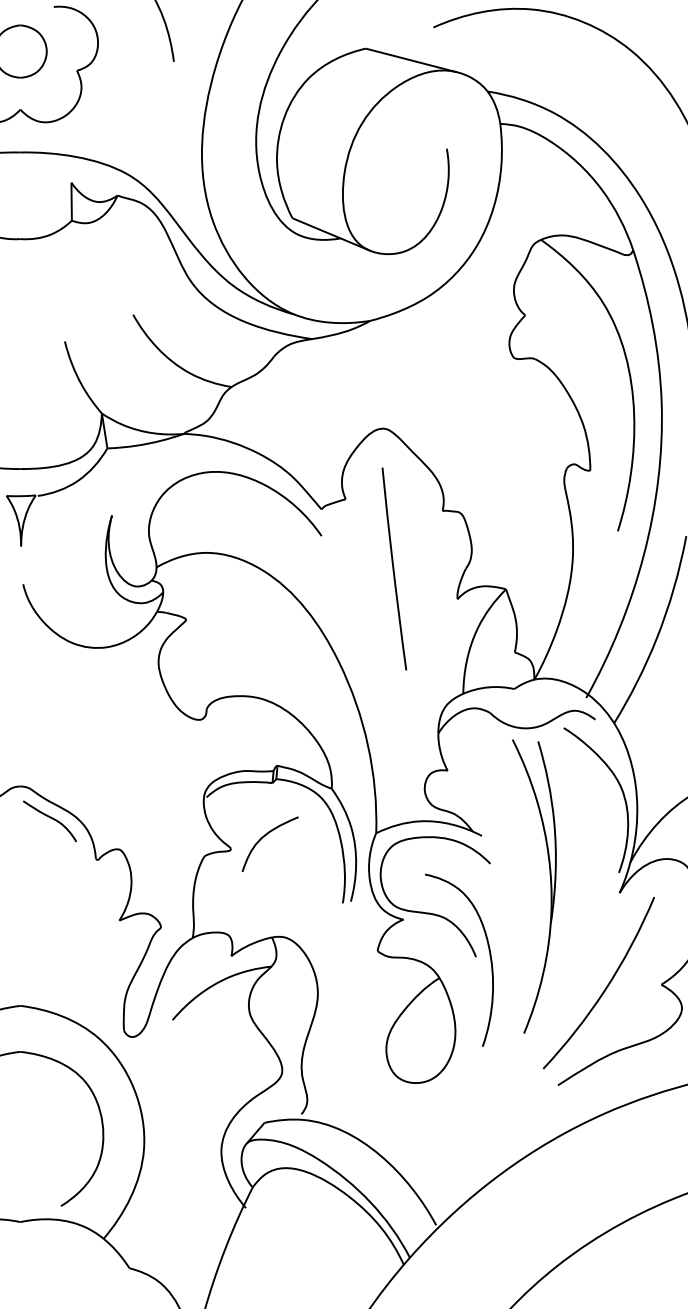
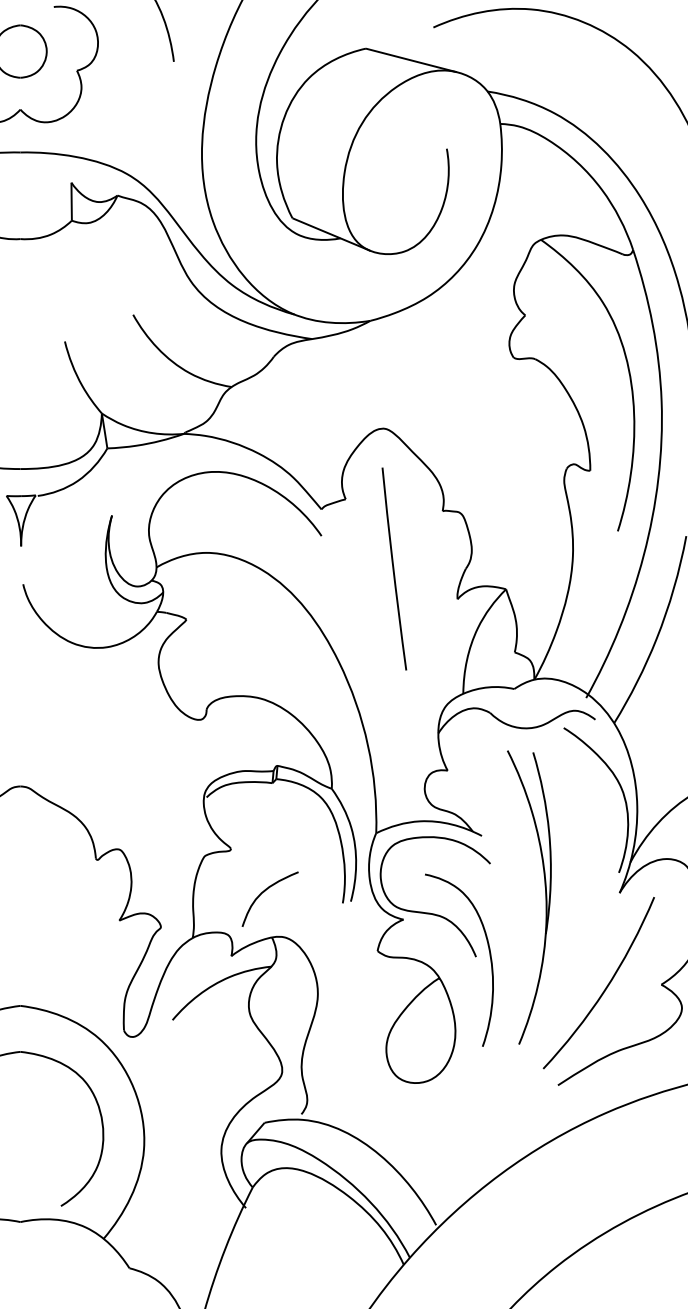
curve: present -> none (50, 818)
curve position: (264, 837) -> (264, 892) (264, 892)
part position: (550, 886) -> (545, 897) (545, 897)
